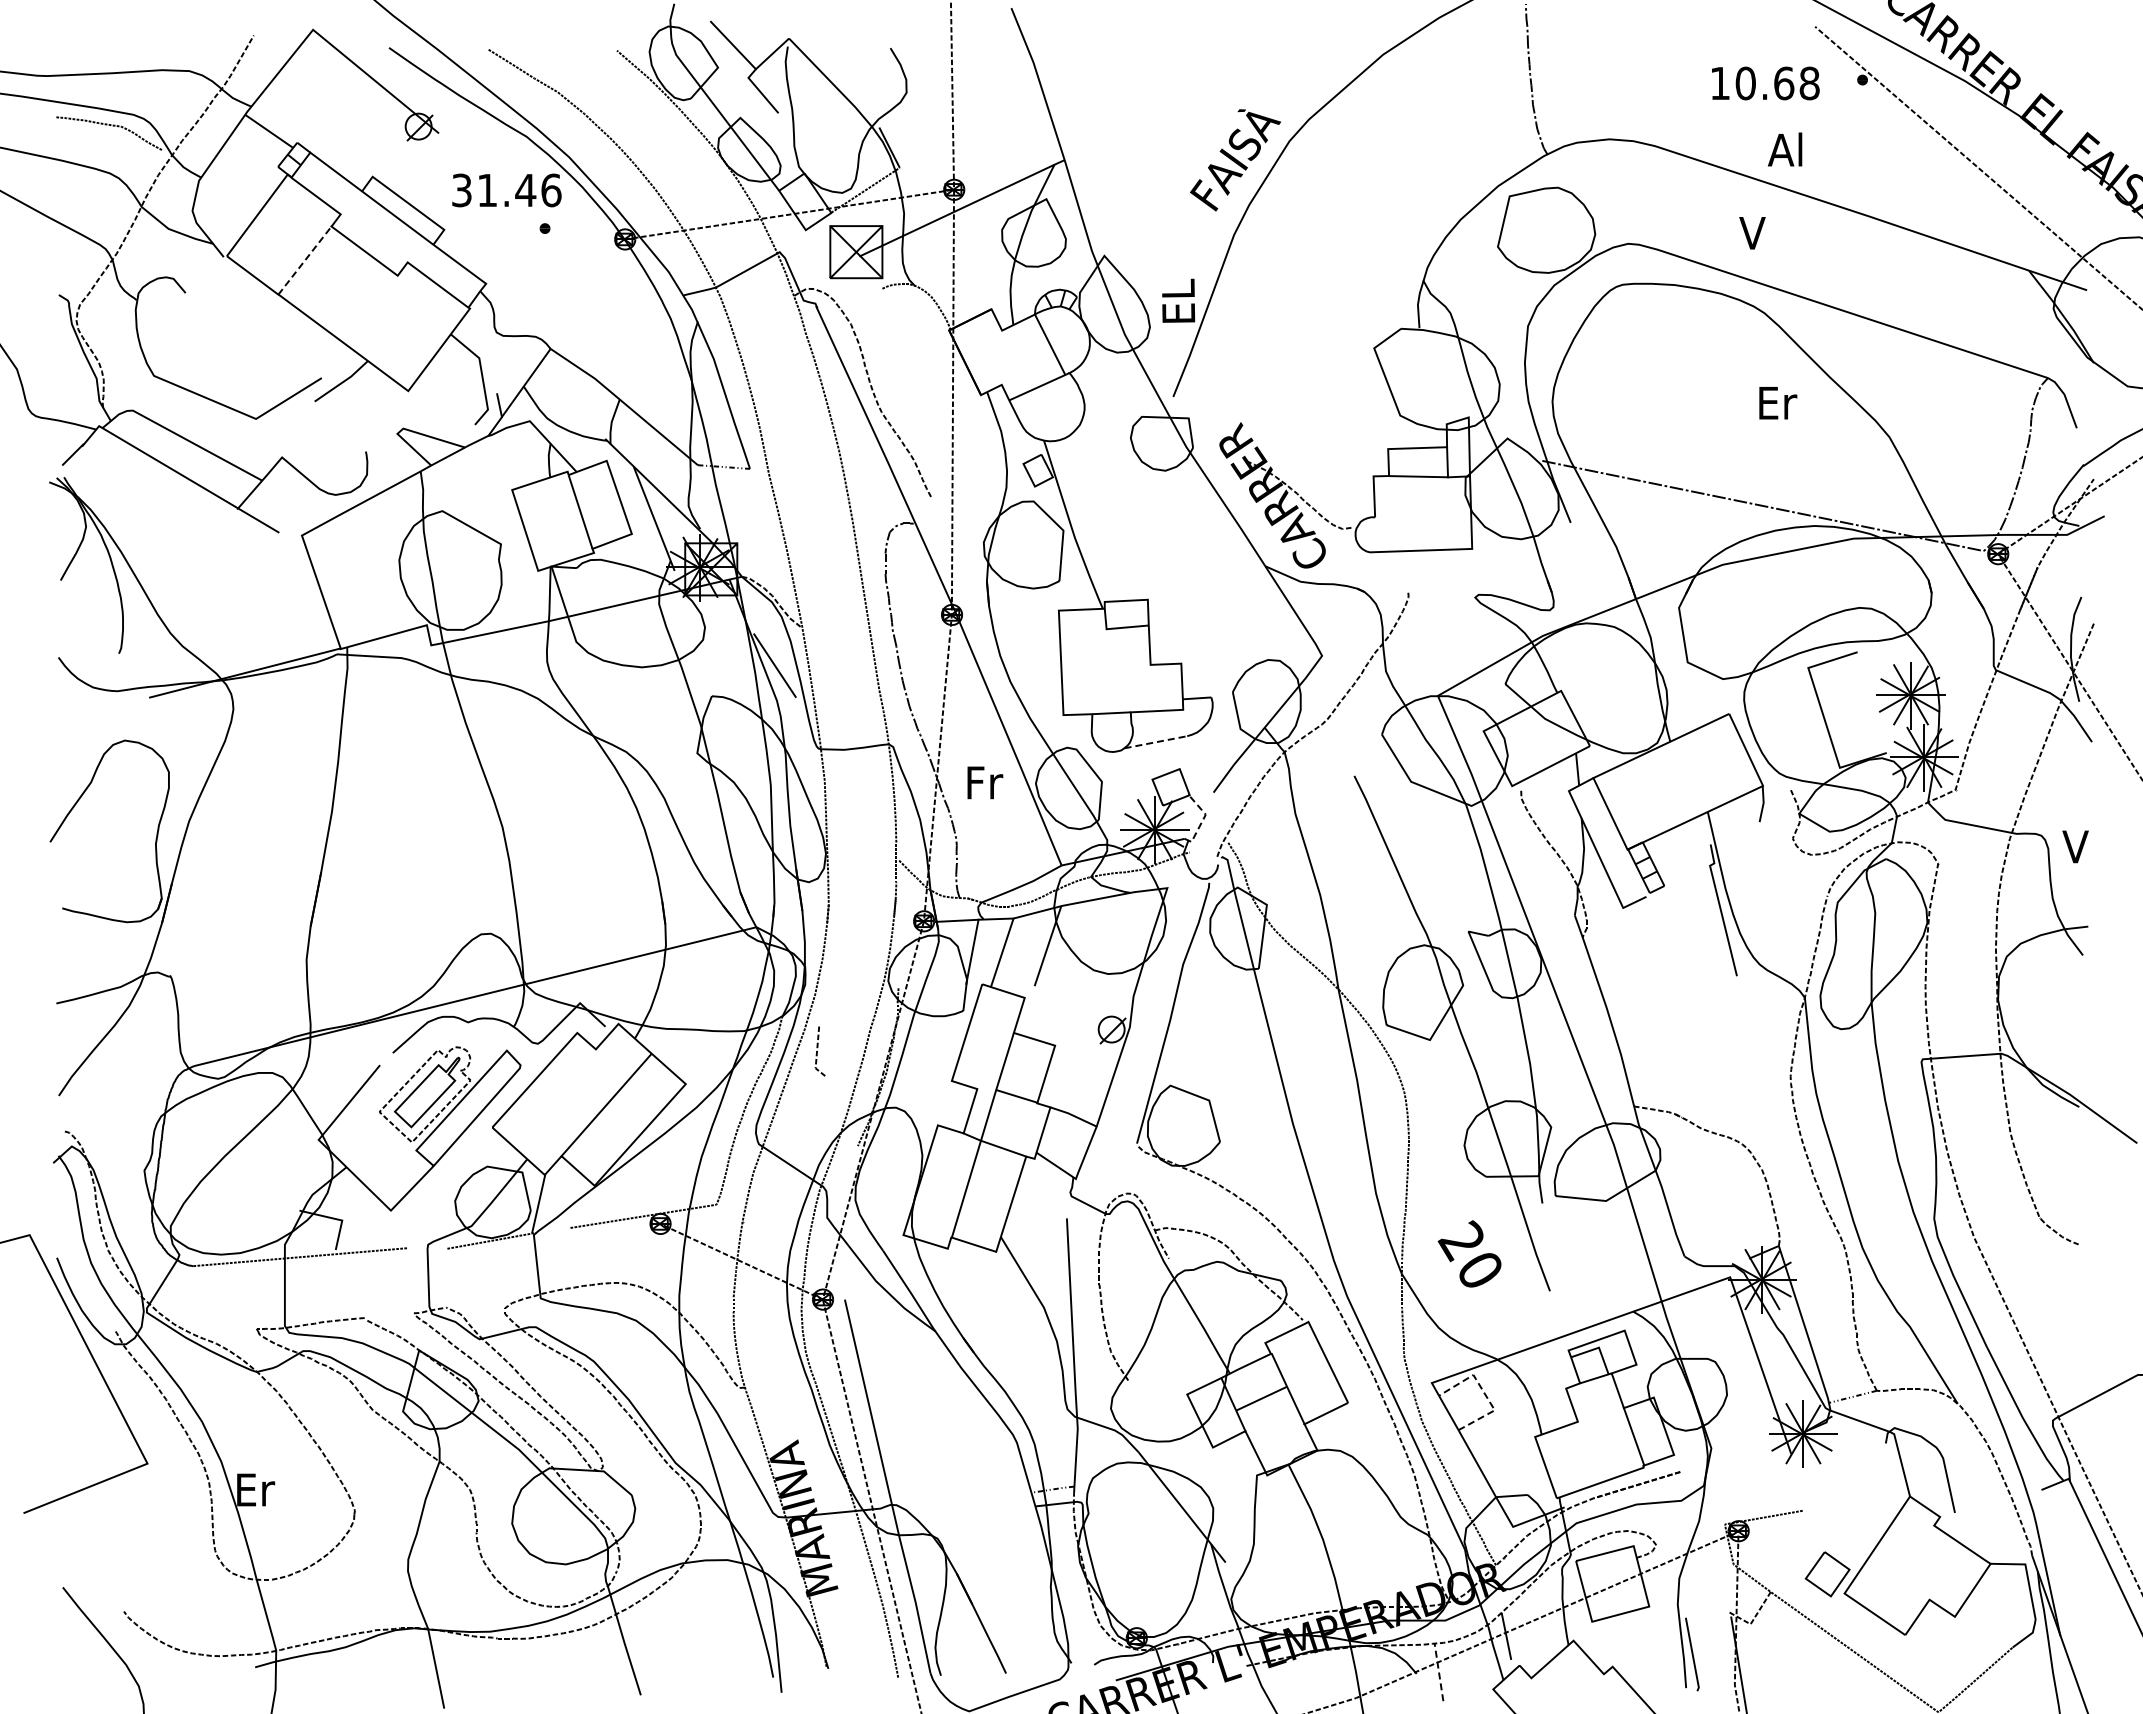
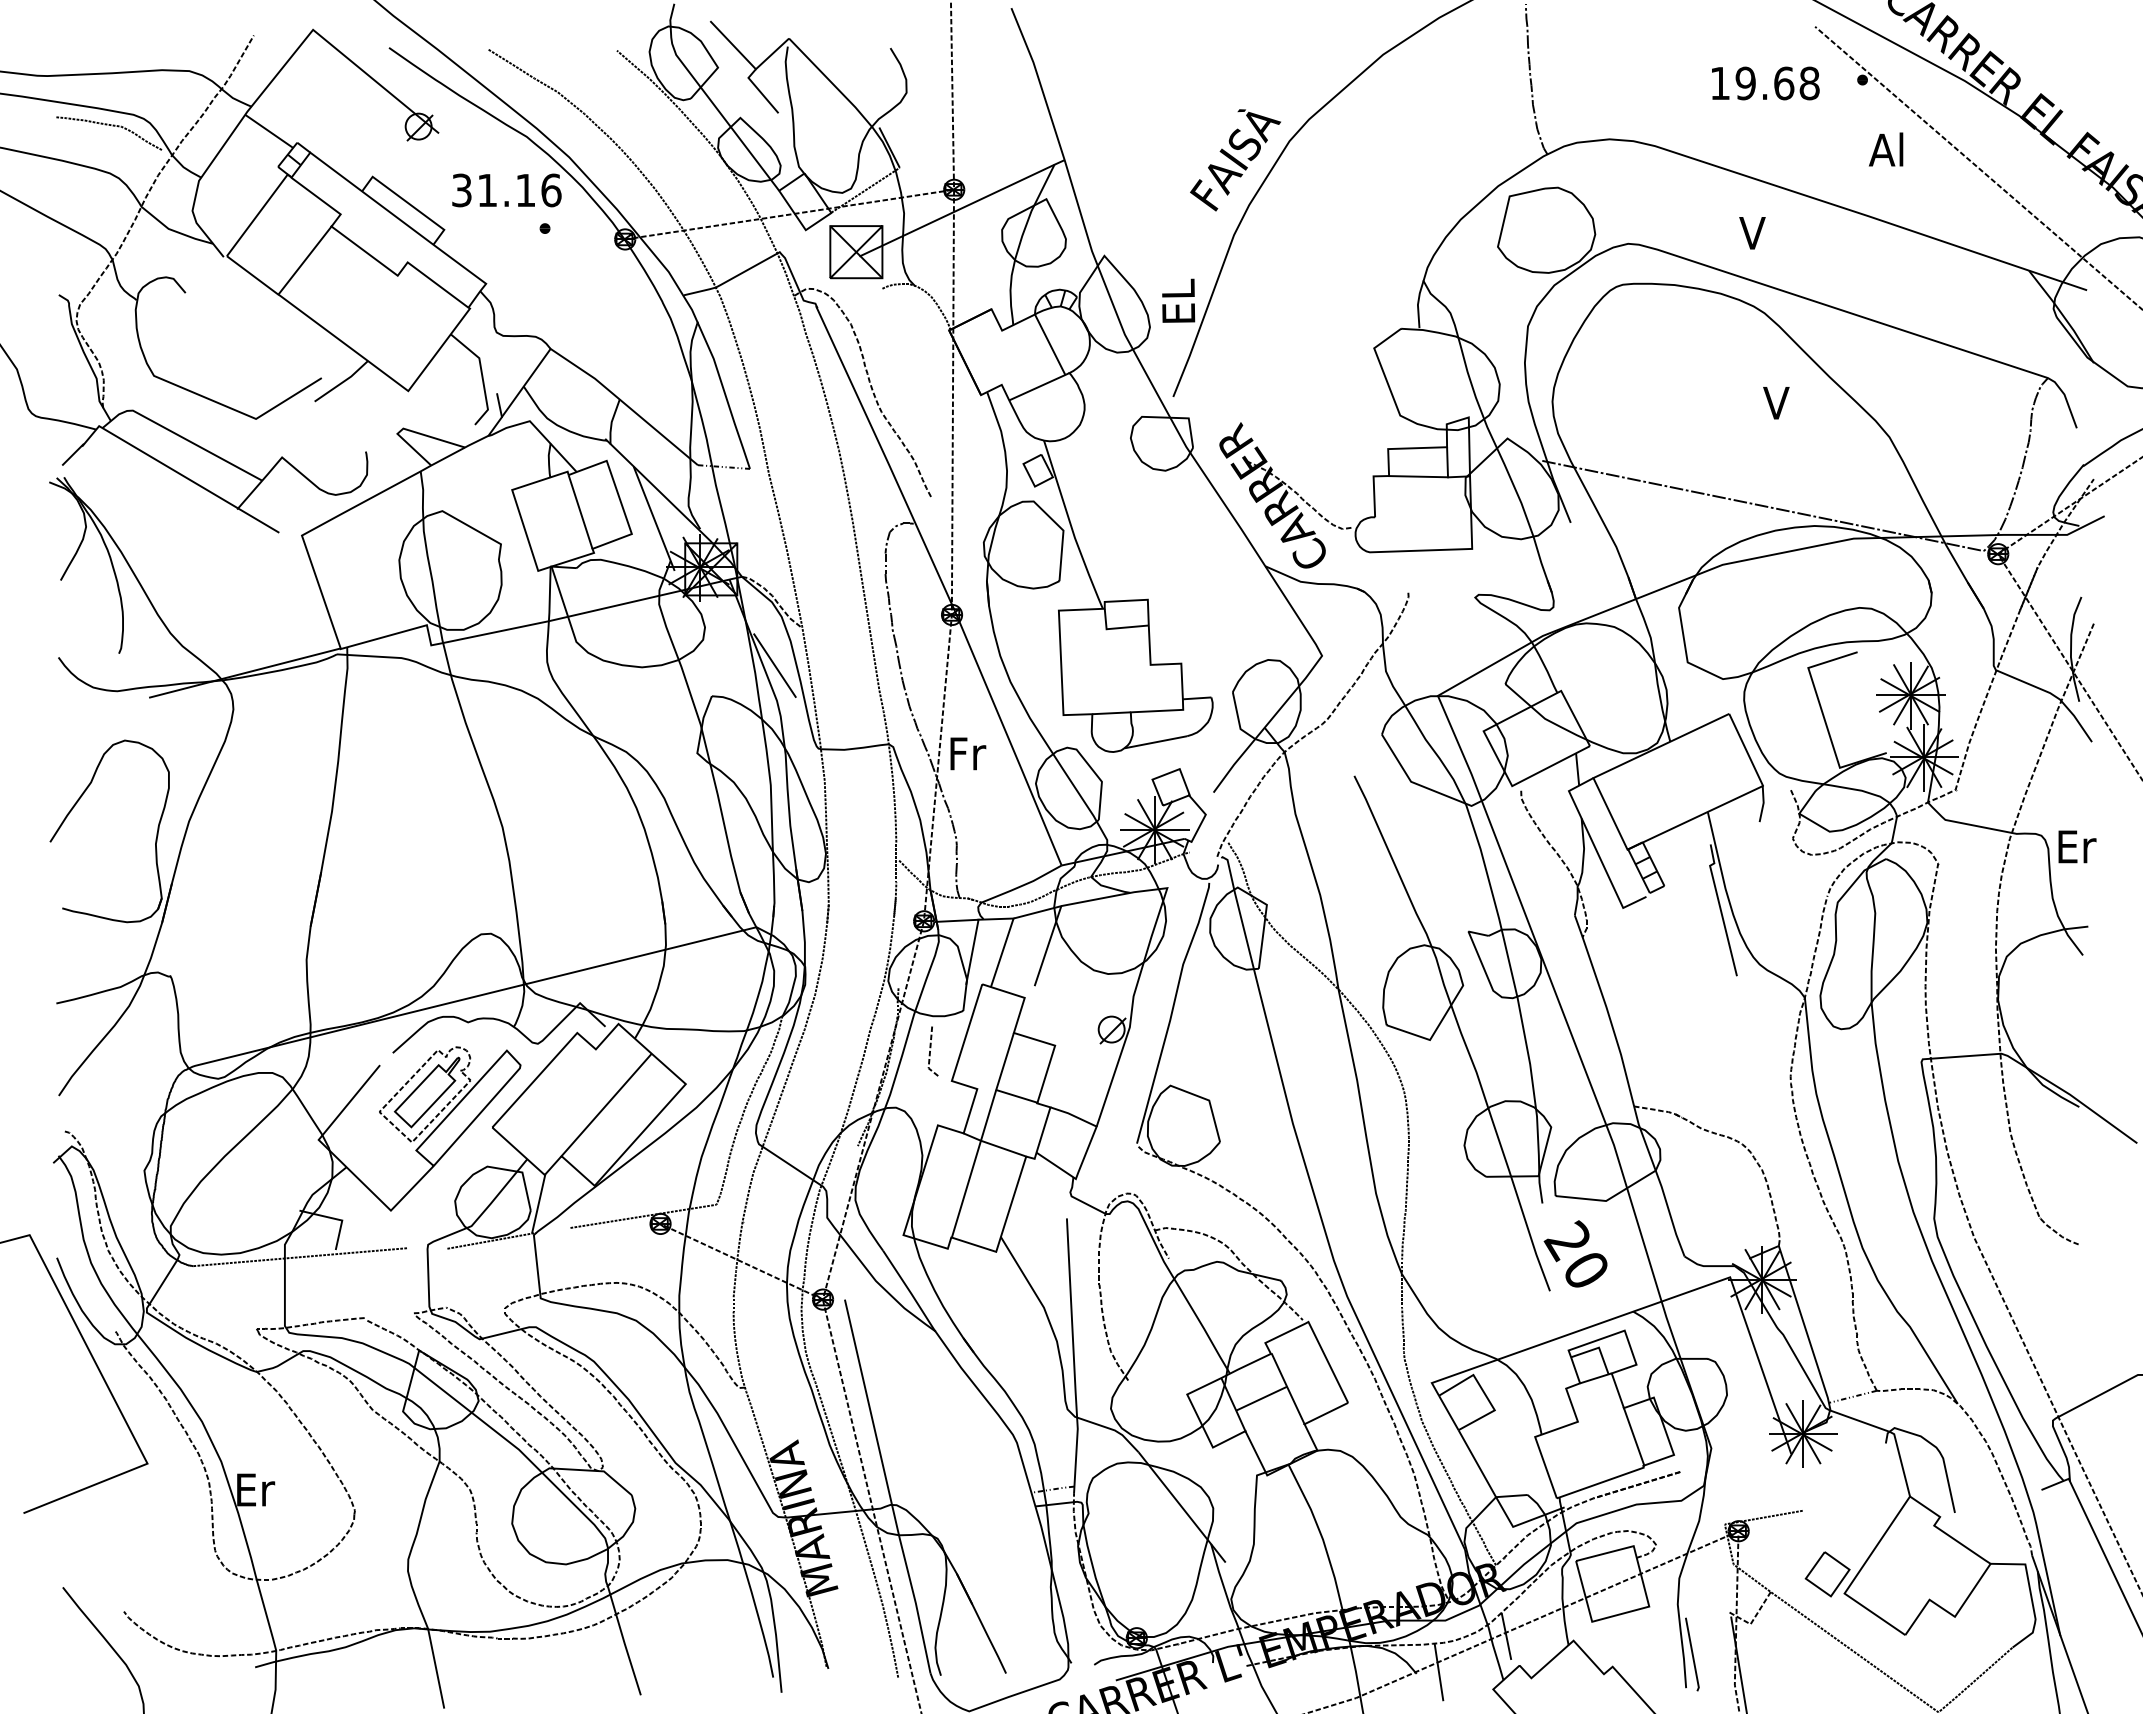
text: 10.68 -> 19.68 (1745, 83)
text position: (1785, 149) -> (1886, 149) (1886, 149)
text: 31.46 -> 31.16 (525, 190)
line: dashed -> solid (305, 260)
text: Er -> V (1778, 403)
line: dashed -> solid (1155, 742)
text position: (985, 782) -> (968, 753) (968, 753)
line: dashed -> solid (1203, 819)
text: V -> Er (2077, 846)
line position: (817, 1051) -> (930, 1051) (930, 1051)
text position: (1469, 1253) -> (1575, 1253) (1575, 1253)
line: dashed -> solid (1484, 1392)
line: dashed -> solid (1438, 1672)
